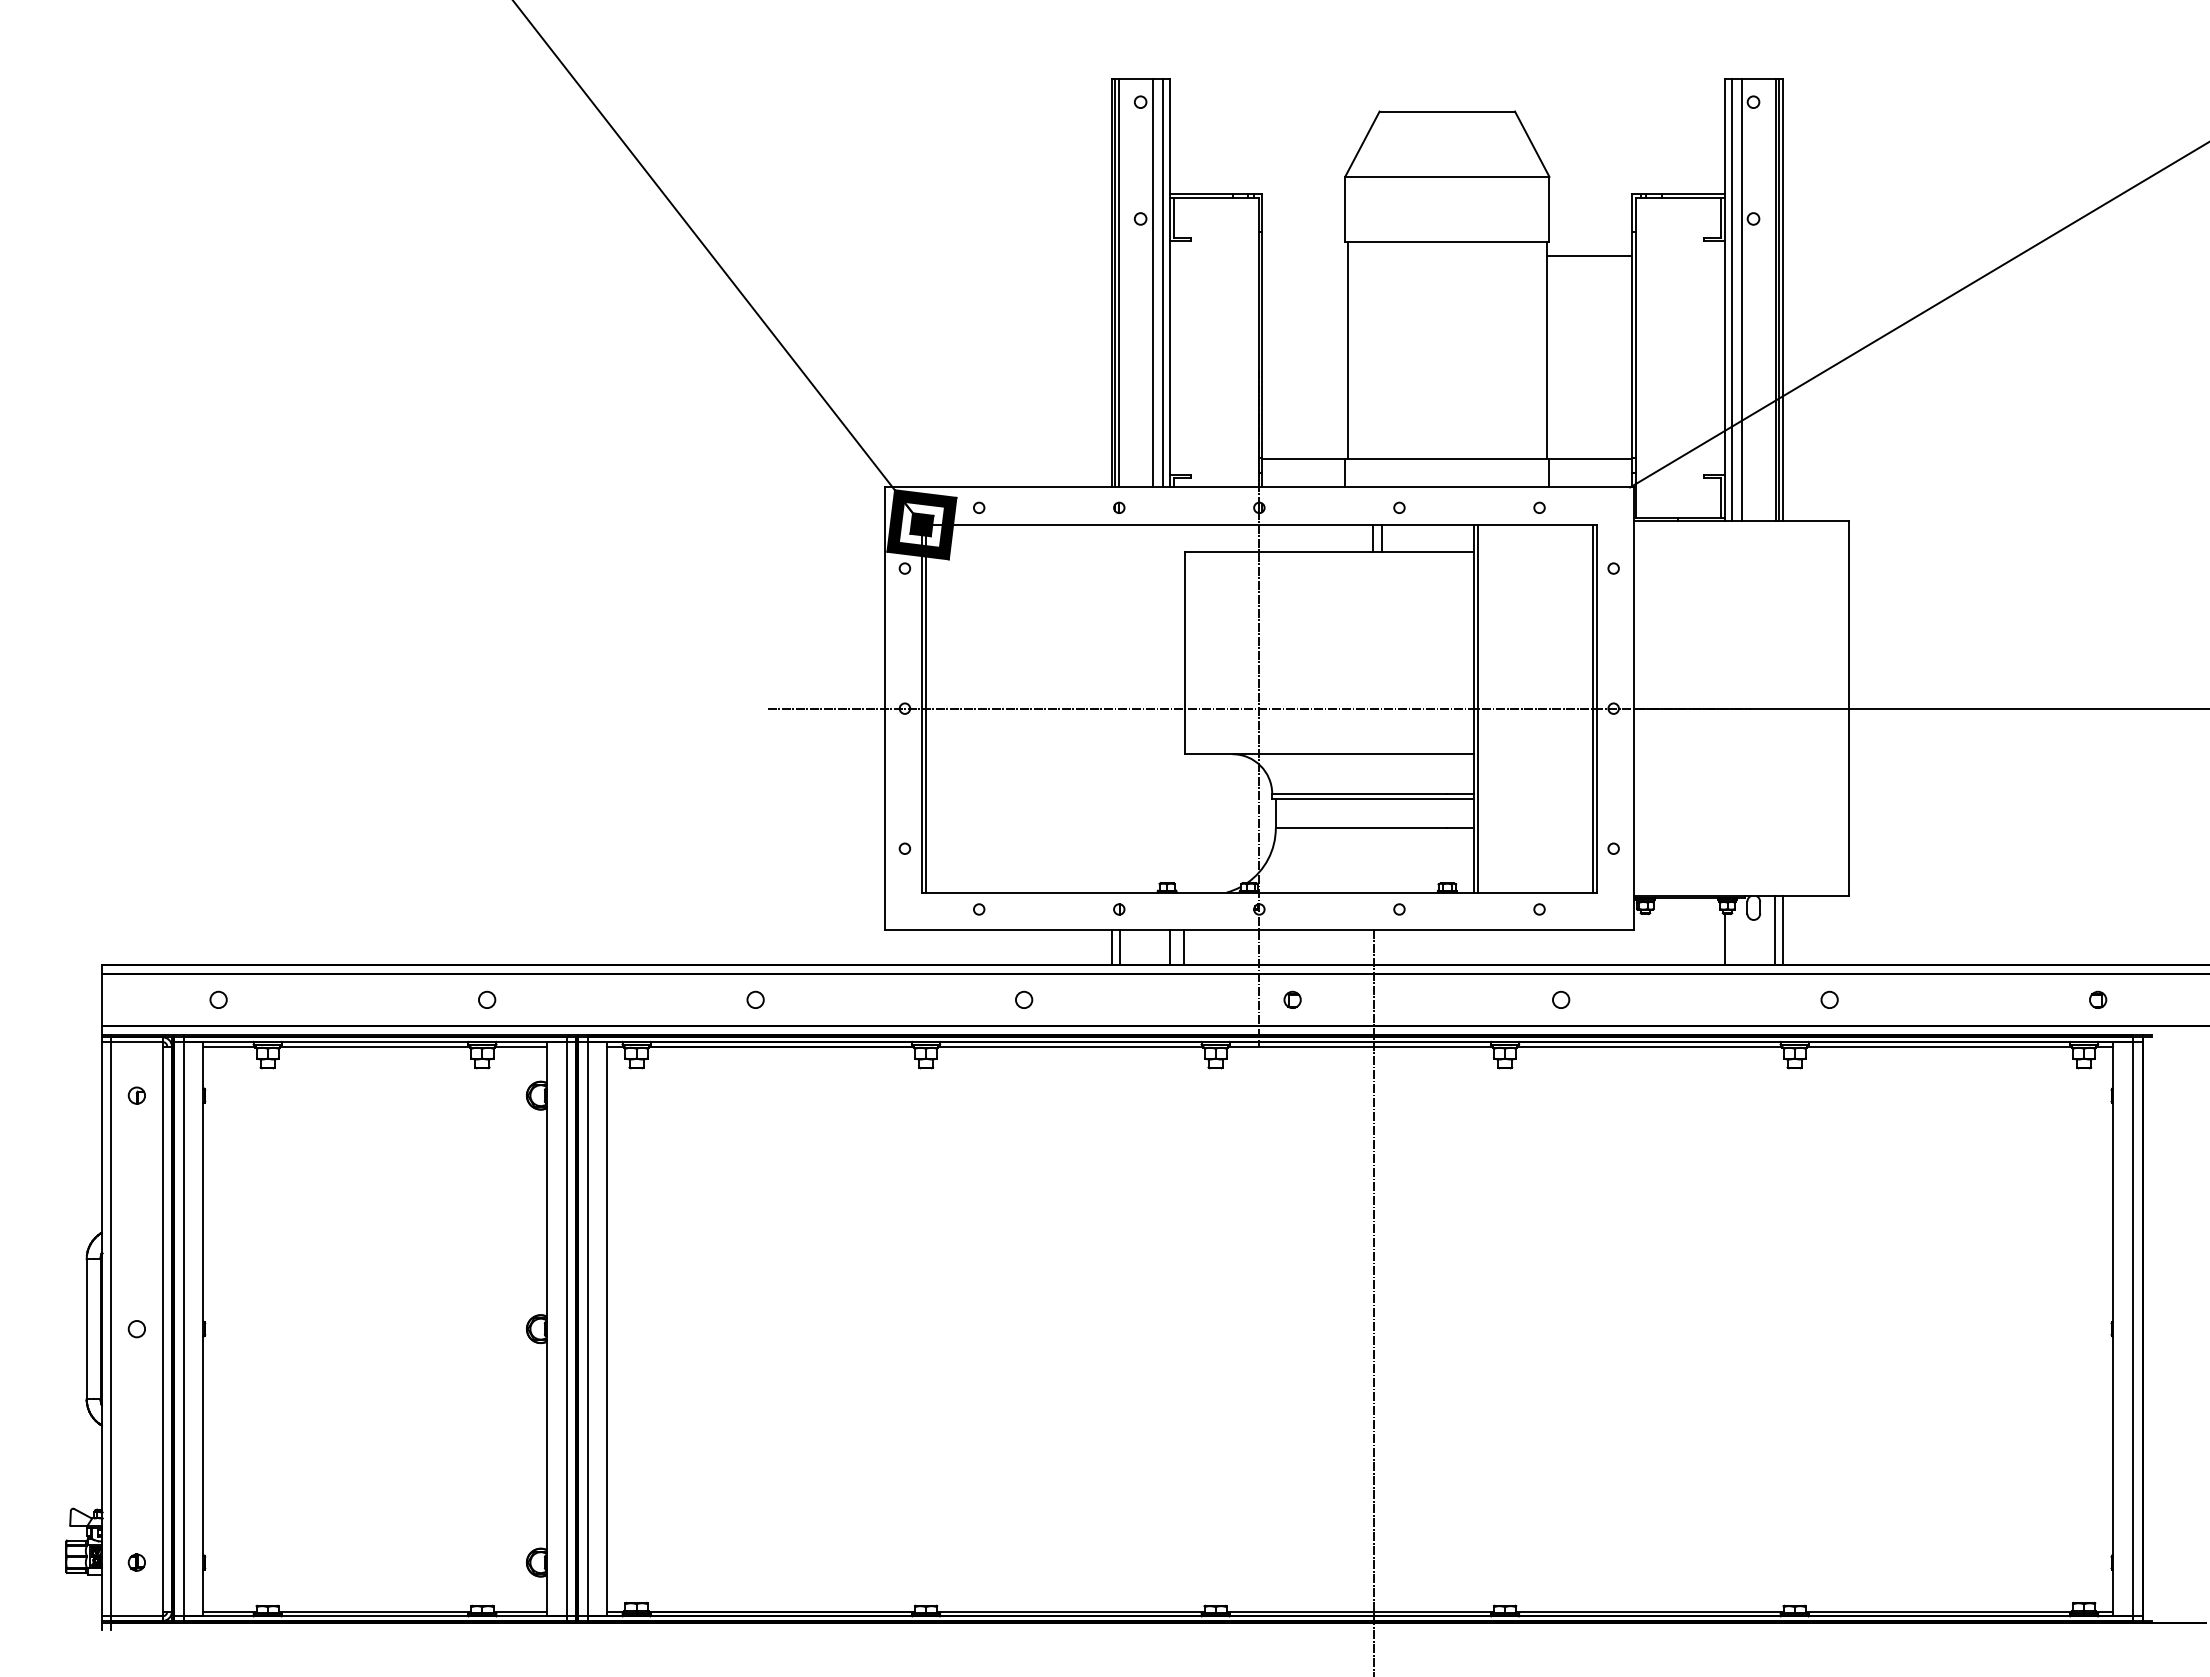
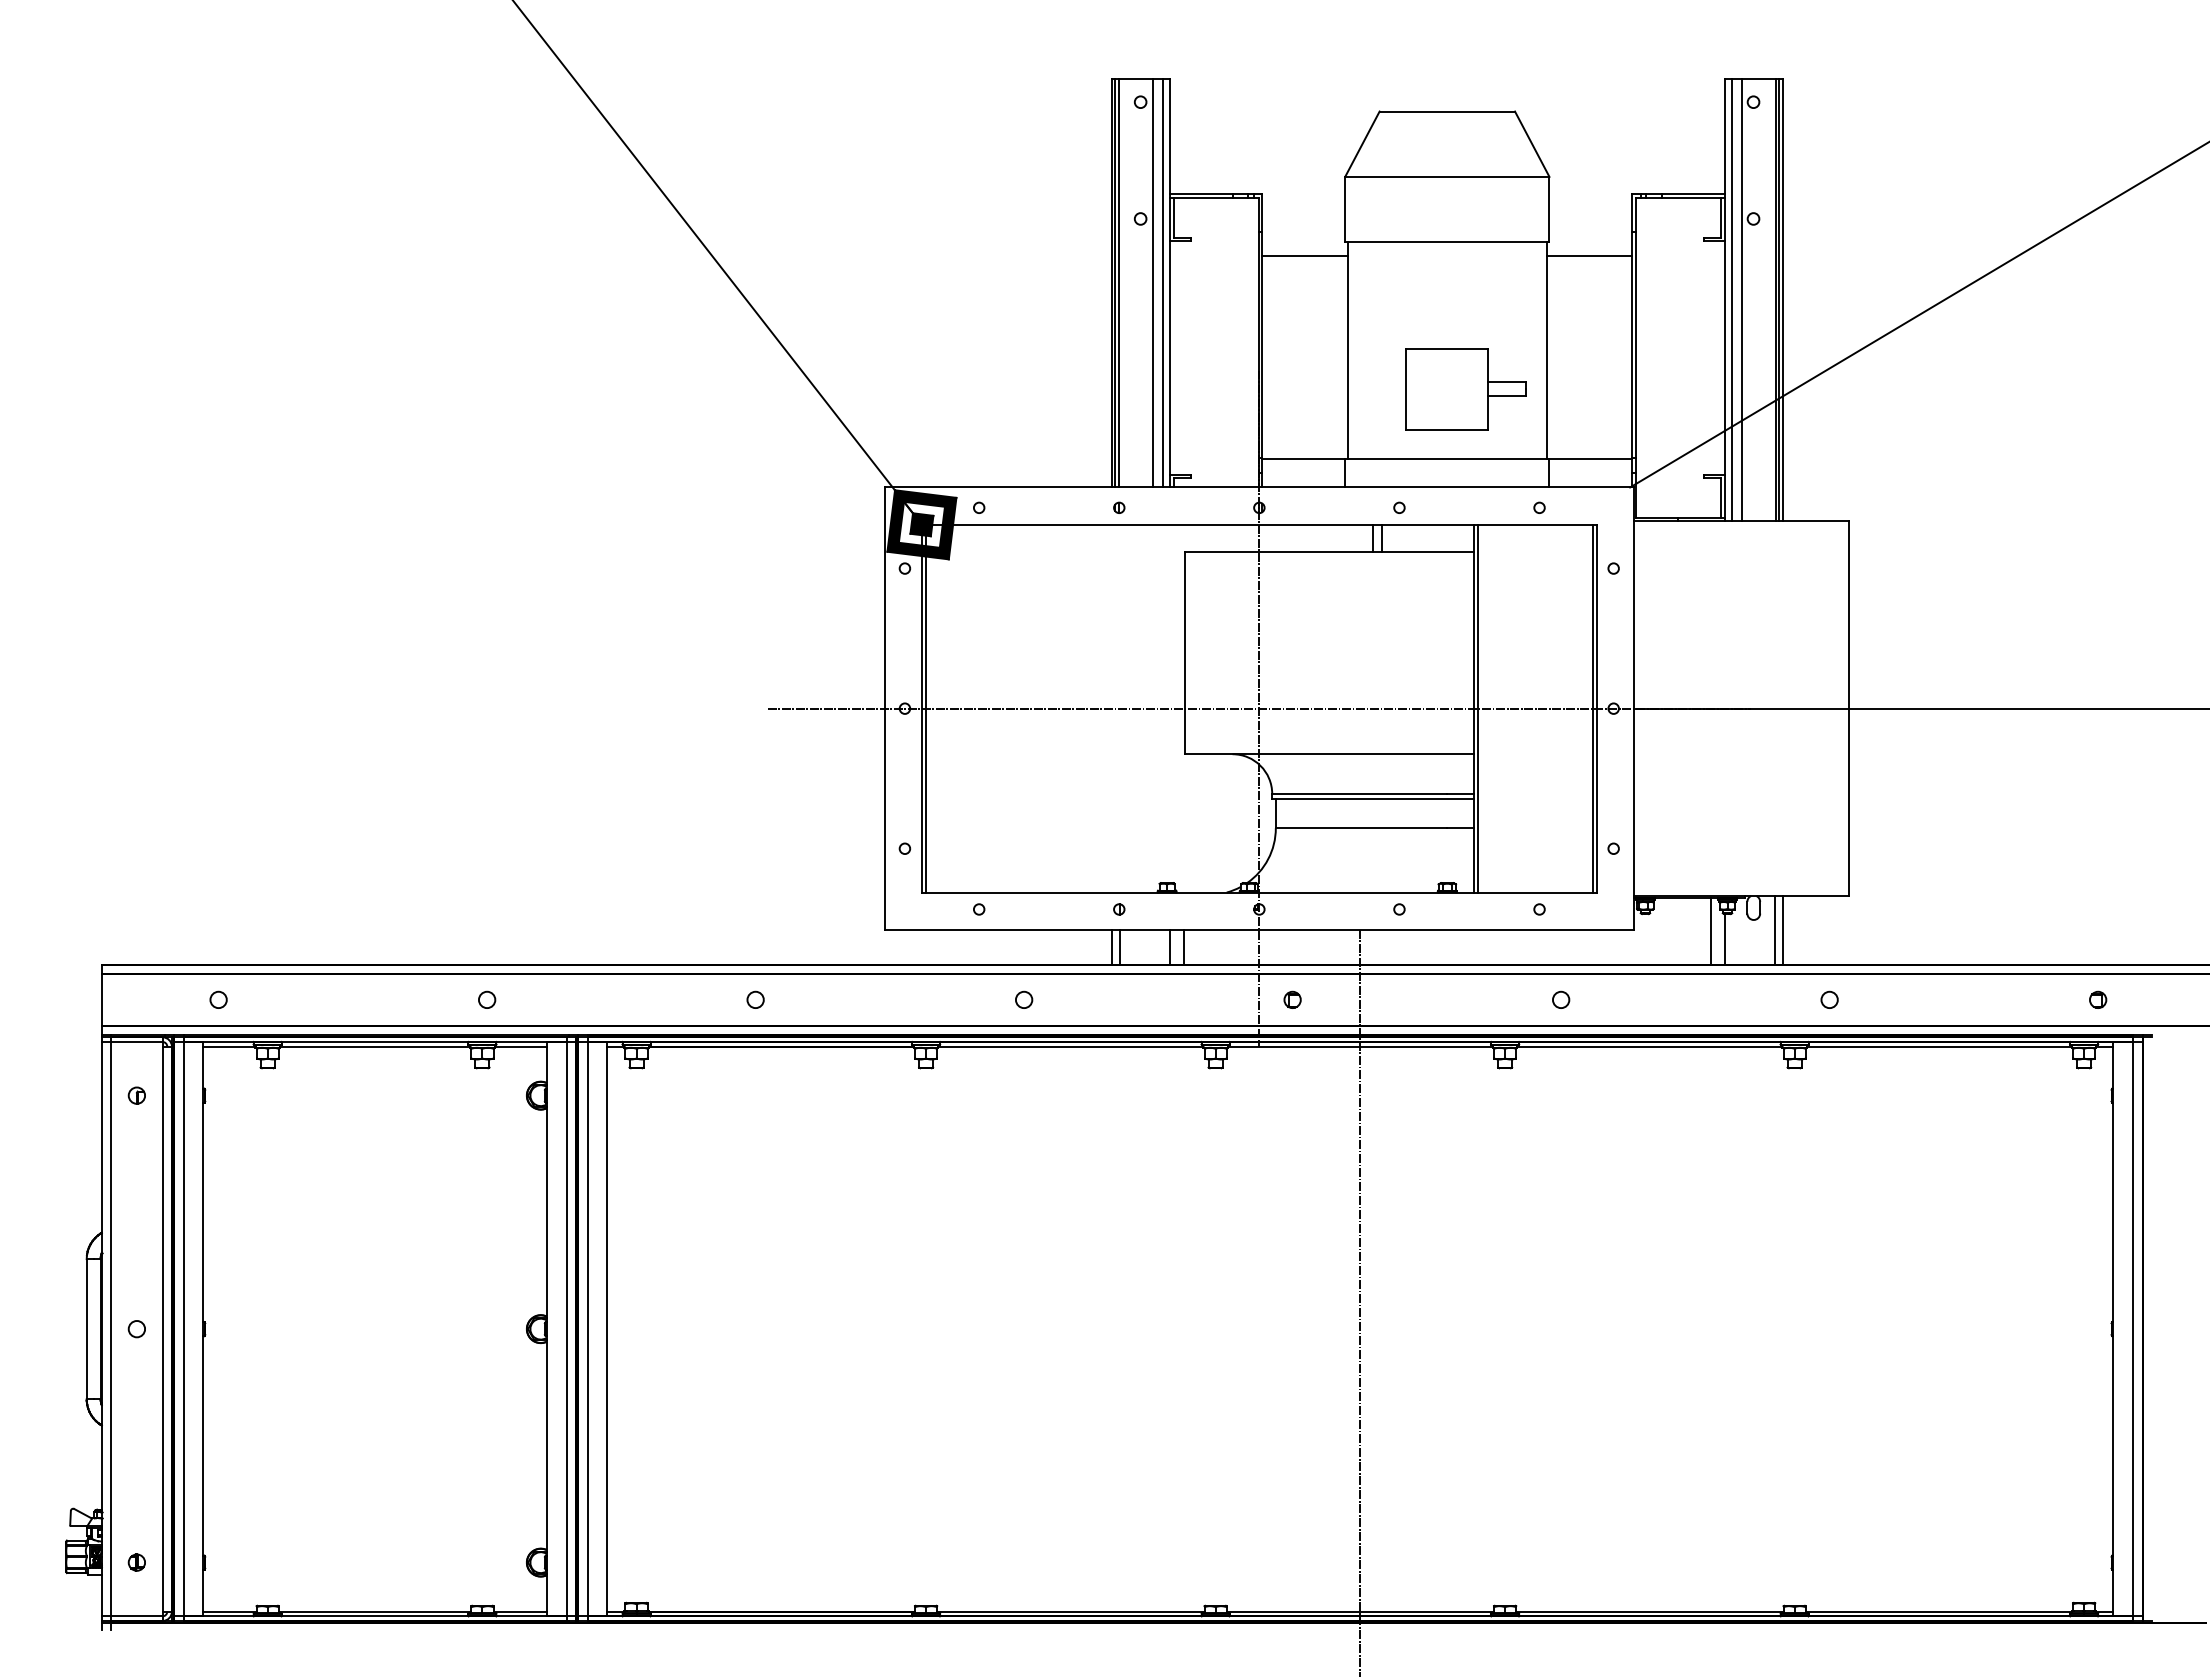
line: none -> present (1305, 256)
part: none -> present (1465, 389)
line: none -> present (1710, 930)
line position: (1374, 1301) -> (1360, 1301) (1360, 1301)
